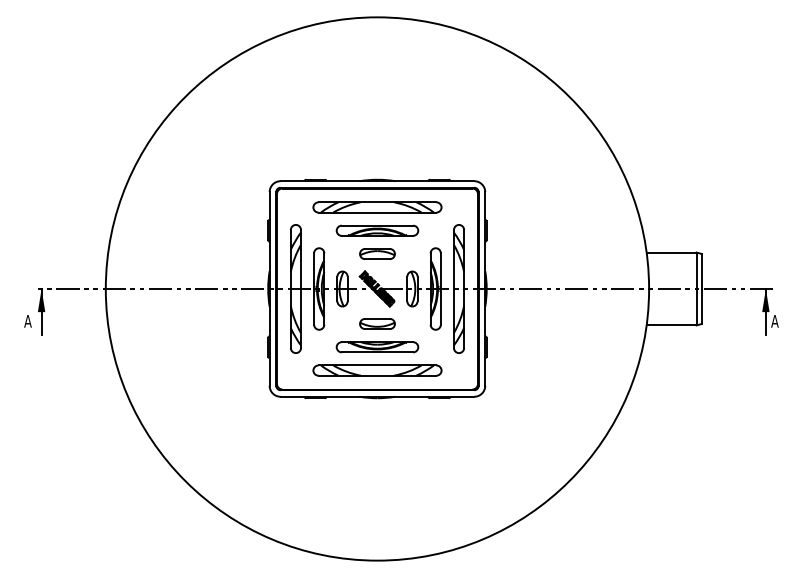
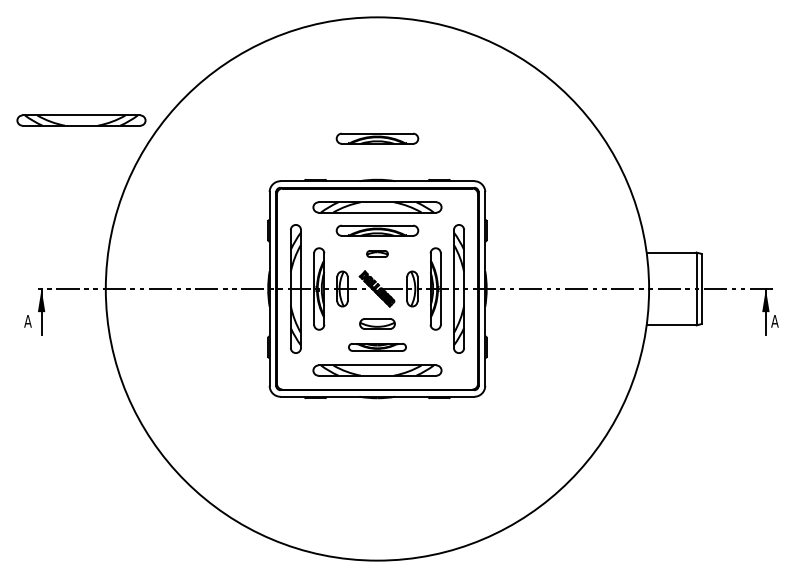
part: none -> present (81, 120)
part: none -> present (377, 138)
part size: 37x12 px -> 23x8 px (377, 253)
part size: 85x13 px -> 59x9 px (377, 347)
